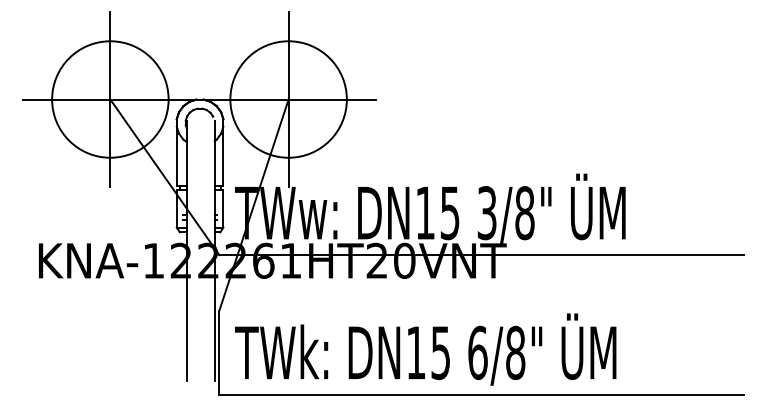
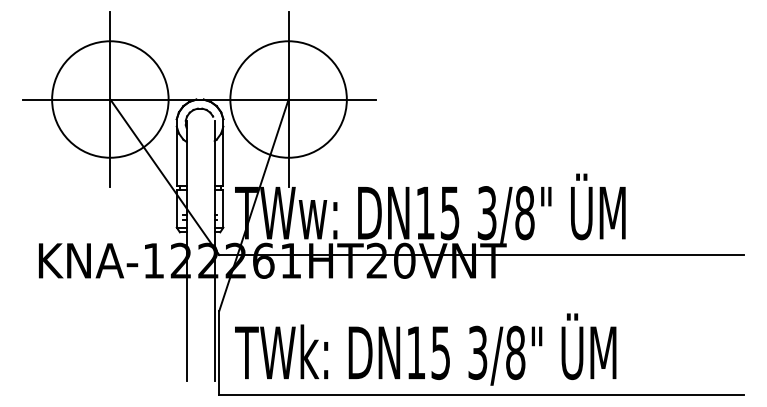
text: 6/8" -> 3/8" (477, 352)
